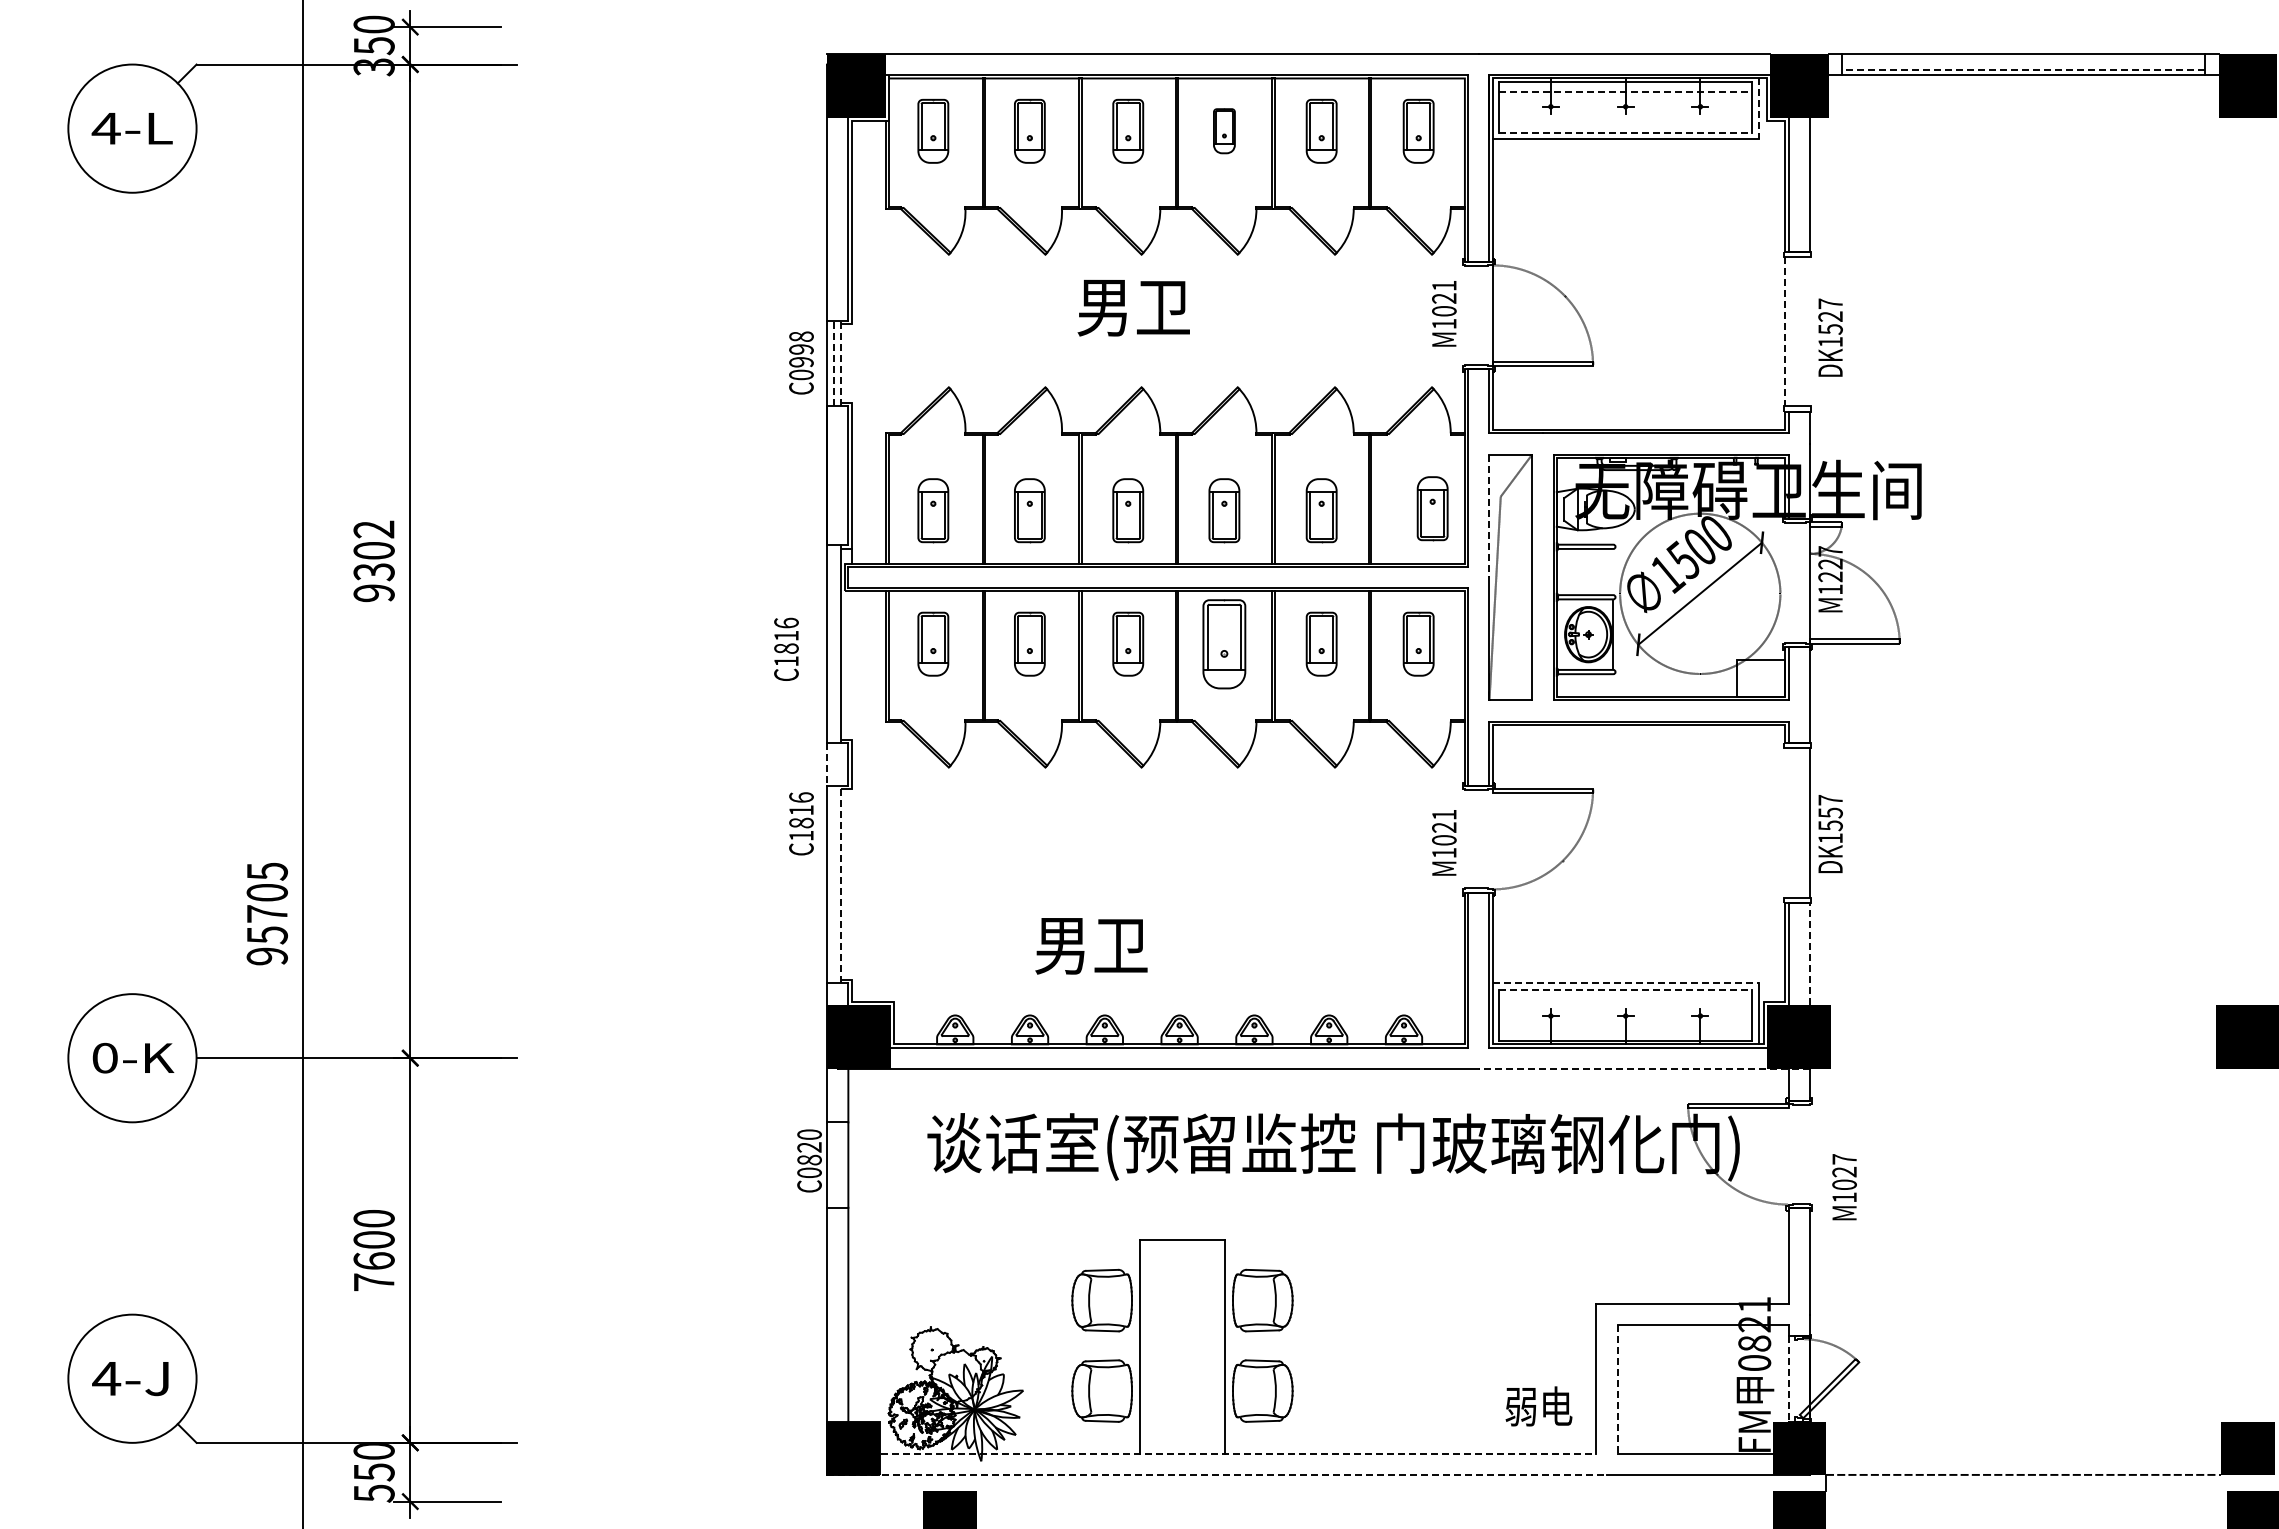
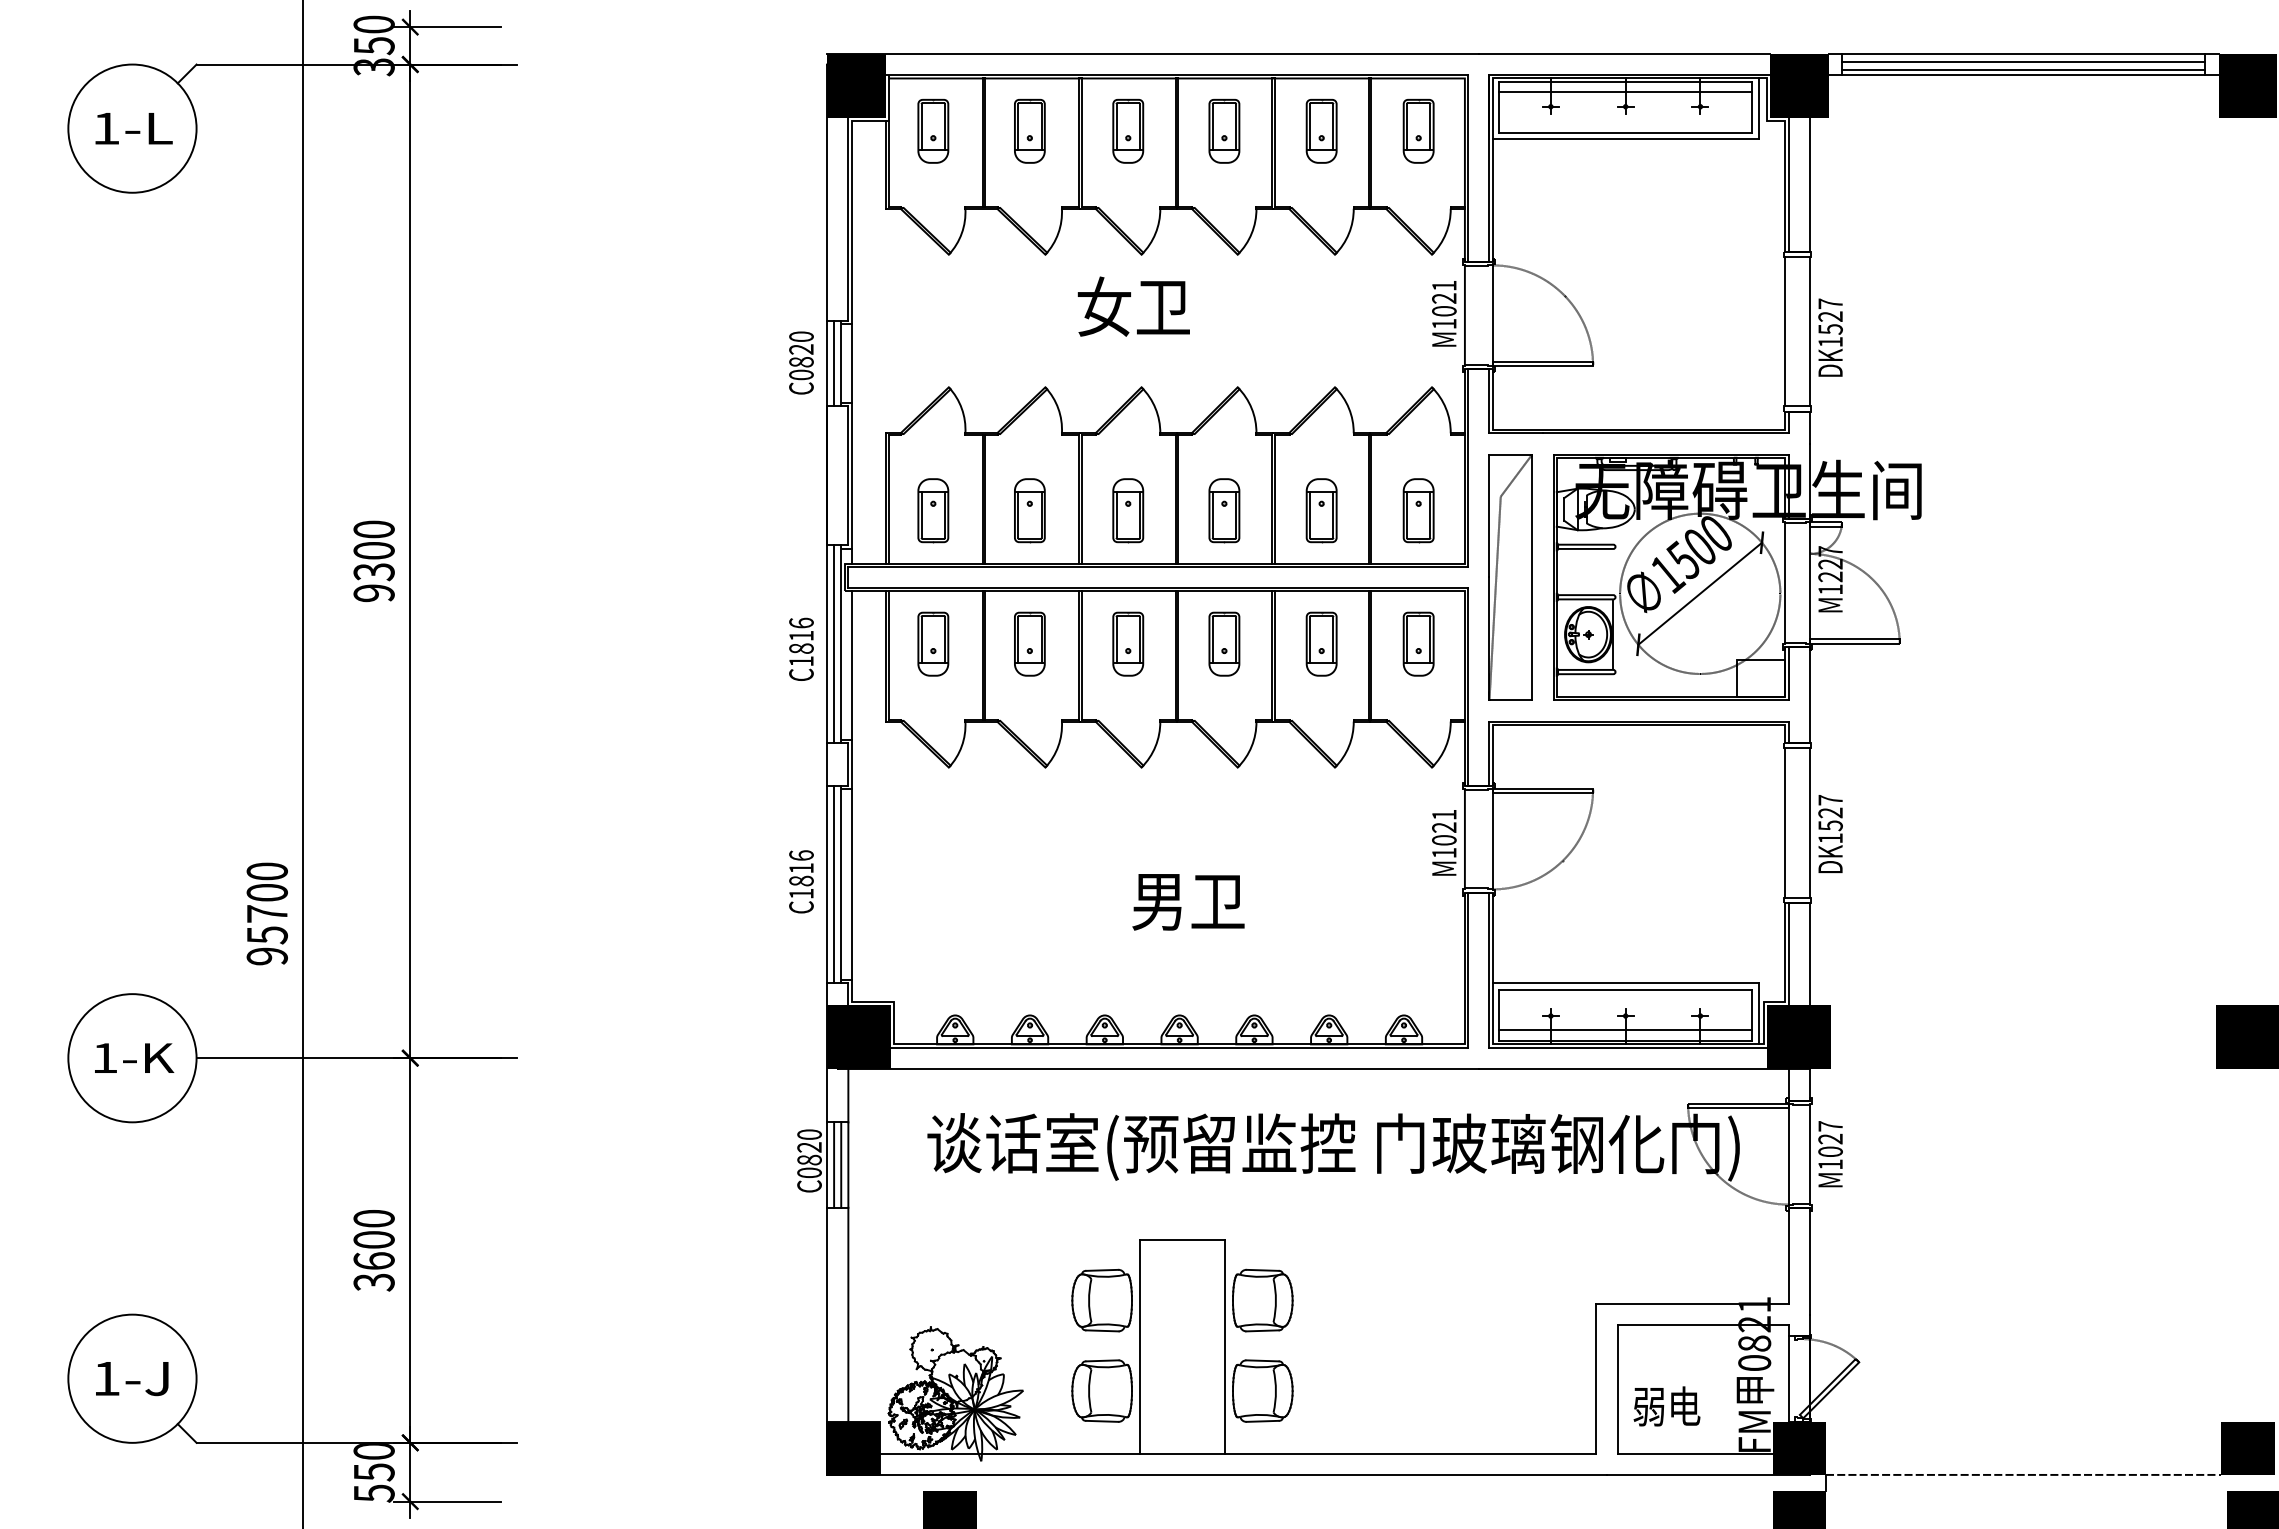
line: none -> present (2023, 61)
line: dashed -> solid (2023, 70)
line: dashed -> solid (1625, 92)
line: dashed -> solid (1758, 109)
text: 4-L -> 1-L (105, 128)
part size: 23x47 px -> 33x66 px (1224, 130)
line: dashed -> solid (1625, 132)
text: 男卫 -> 女卫 (1104, 306)
line: none -> present (1464, 315)
line: dashed -> solid (1785, 331)
line: none -> present (1809, 331)
text: C0998 -> C0820 (801, 349)
line: dashed -> solid (834, 363)
line: dashed -> solid (841, 363)
line: none -> present (851, 363)
part position: (1432, 508) -> (1418, 510) (1418, 510)
line: dashed -> solid (1489, 516)
text: 9302 -> 9300 (373, 529)
line: none -> present (1785, 582)
line: none -> present (834, 644)
part size: 45x91 px -> 33x66 px (1224, 643)
text position: (786, 648) -> (801, 648) (801, 648)
line: none -> present (851, 665)
line: dashed -> solid (826, 764)
text: DK1557 -> DK1527 (1830, 812)
line: none -> present (1785, 822)
text position: (801, 823) -> (801, 881) (801, 881)
line: none -> present (1492, 838)
line: none -> present (1464, 839)
text: 95705 -> 95700 (266, 871)
line: none -> present (834, 884)
line: dashed -> solid (841, 884)
line: none -> present (851, 884)
text position: (1091, 946) -> (1188, 902) (1188, 902)
line: dashed -> solid (1809, 954)
line: dashed -> solid (1625, 983)
line: dashed -> solid (1625, 989)
line: none -> present (1625, 1030)
text: 0-K -> 1-K (104, 1057)
line: dashed -> solid (1644, 1068)
line: none -> present (1788, 1154)
line: none -> present (1809, 1154)
line: none -> present (834, 1164)
line: none -> present (841, 1164)
text position: (1844, 1187) -> (1830, 1154) (1830, 1154)
text: 7600 -> 3600 (373, 1282)
text: 4-J -> 1-J (106, 1378)
line: dashed -> solid (1788, 1378)
line: dashed -> solid (1617, 1389)
text position: (1538, 1406) -> (1666, 1406) (1666, 1406)
line: dashed -> solid (1222, 1453)
line: dashed -> solid (1216, 1474)
